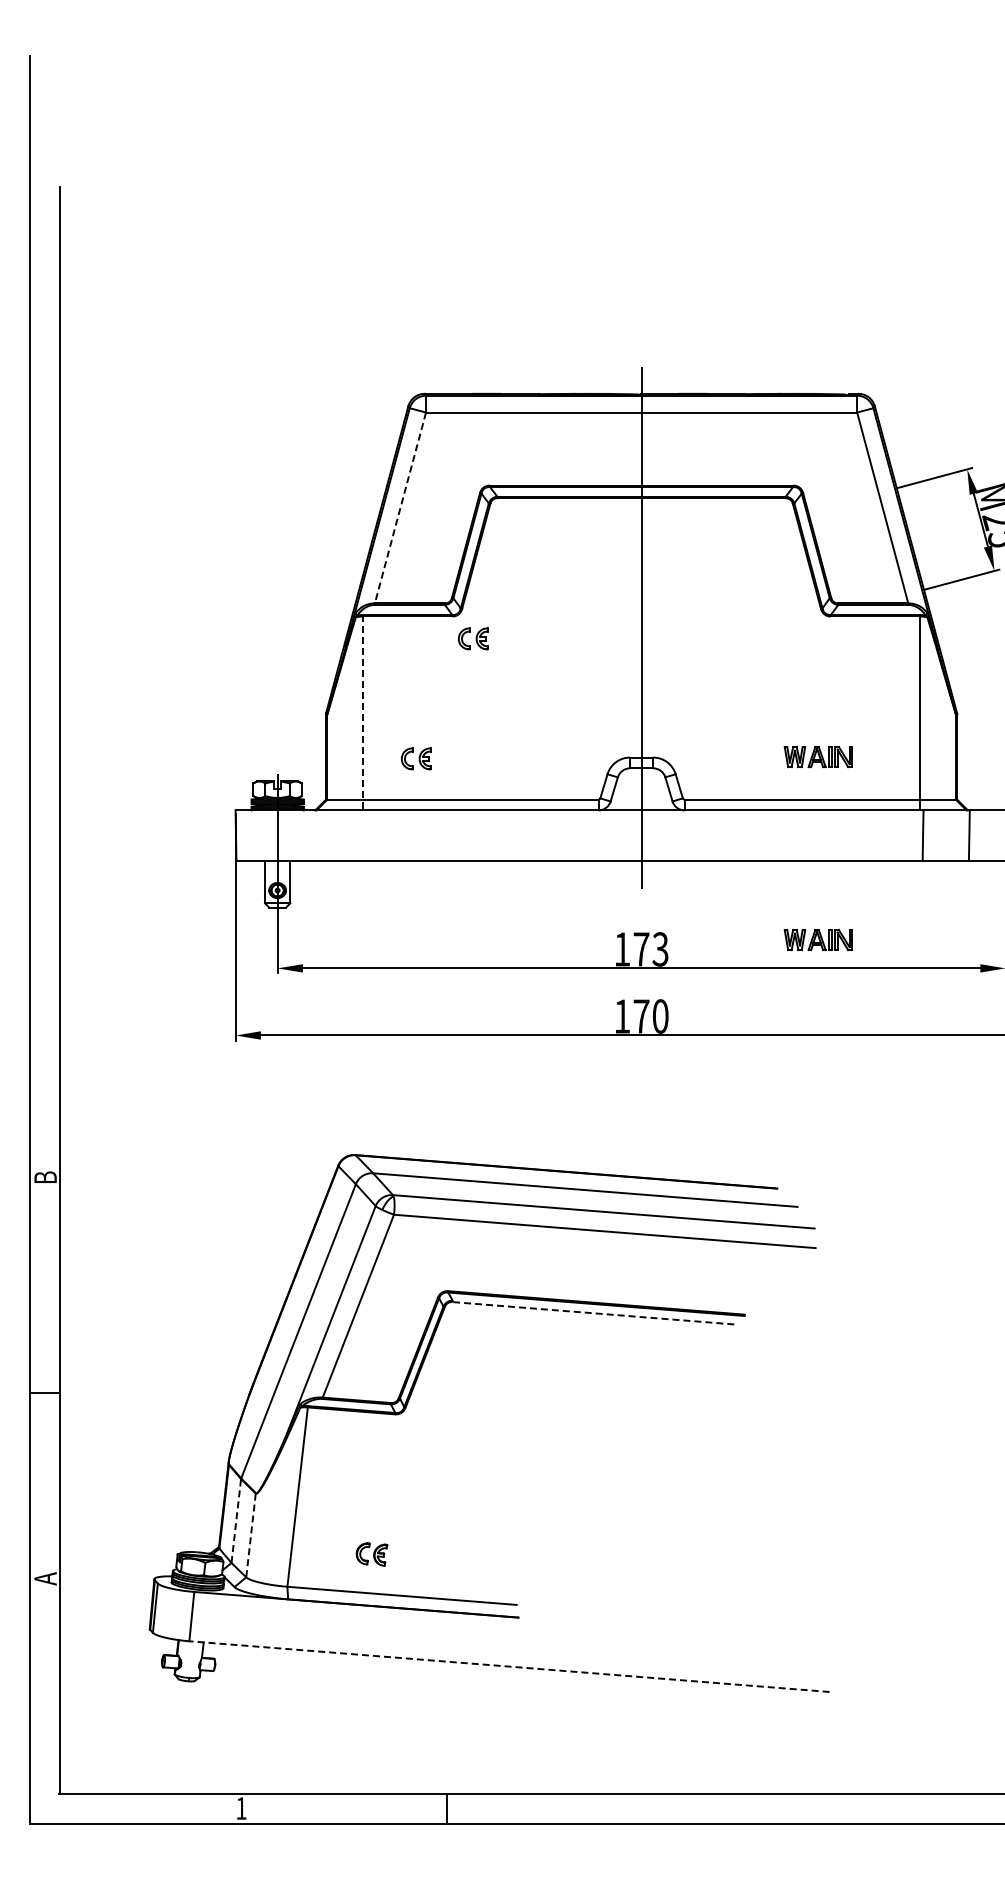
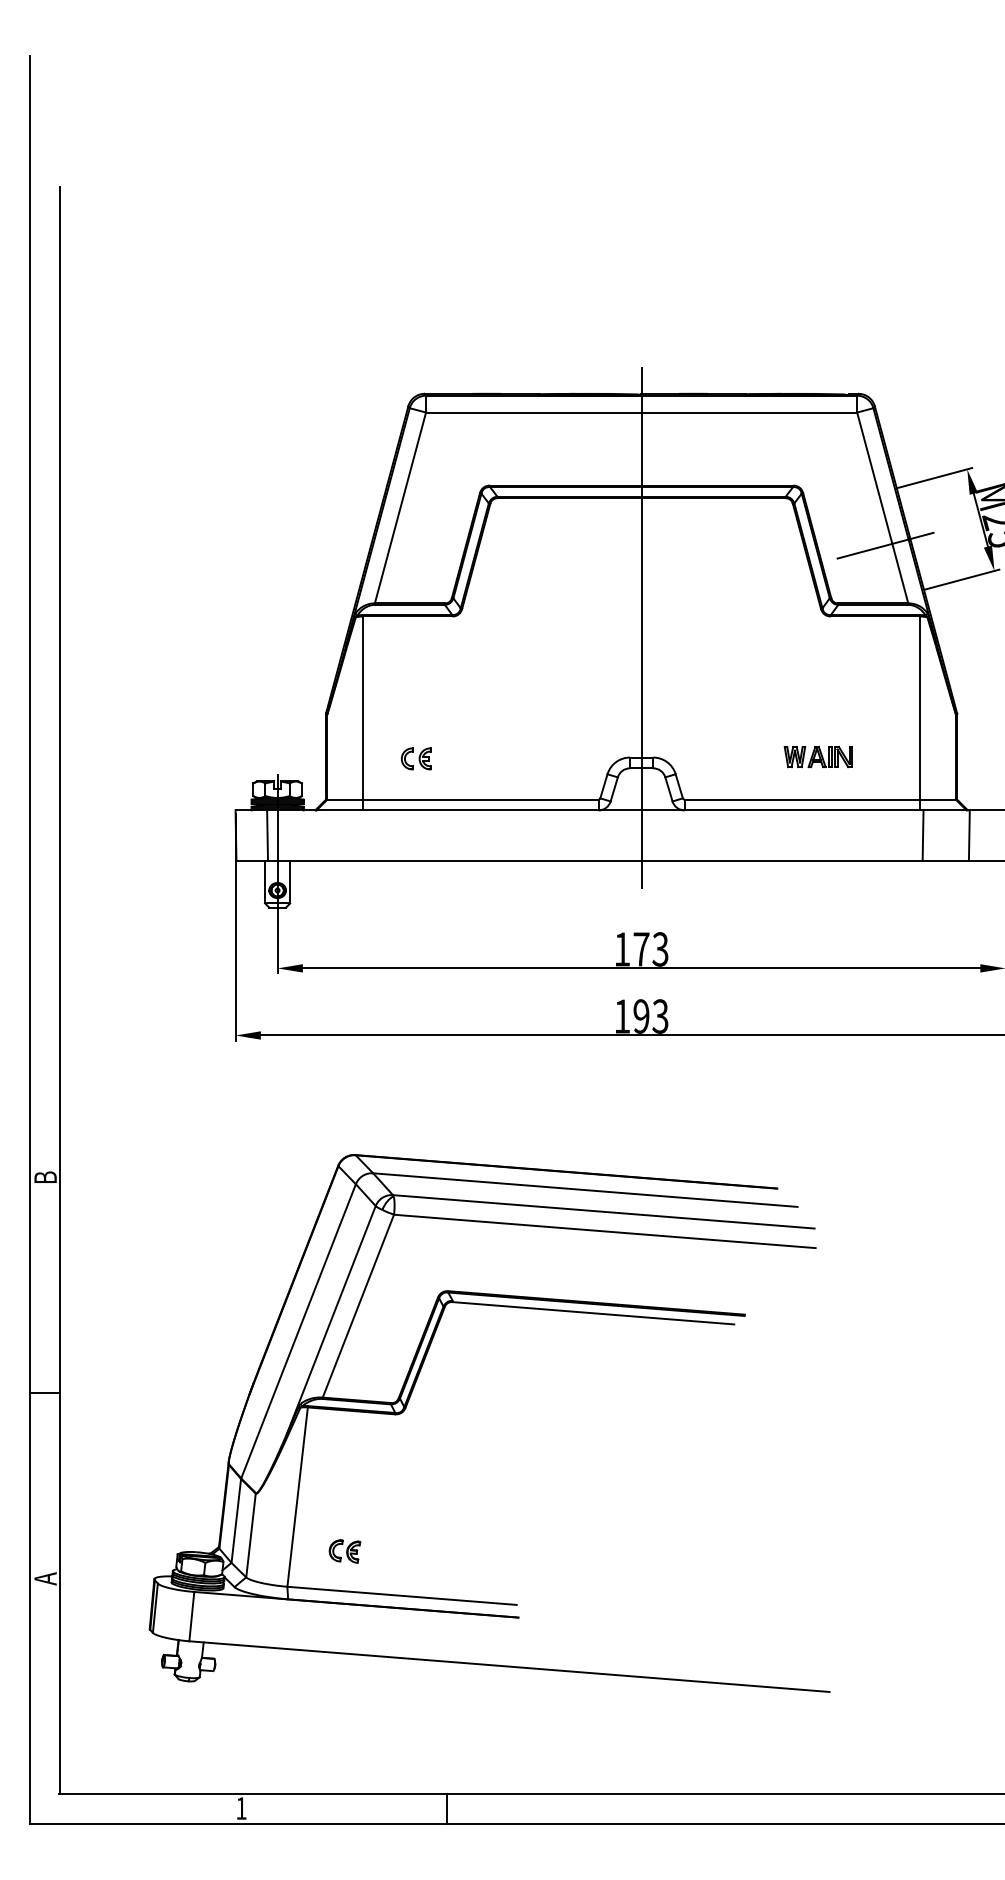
line: dashed -> solid (400, 507)
line: none -> present (885, 545)
part: present -> none (473, 638)
line: dashed -> solid (363, 712)
line: none -> present (267, 835)
part: present -> none (817, 940)
text: 170 -> 193 (650, 1016)
line: dashed -> solid (592, 1313)
line: dashed -> solid (236, 1520)
line: dashed -> solid (250, 1535)
part position: (371, 1554) -> (344, 1551) (344, 1551)
line: dashed -> solid (508, 1666)
